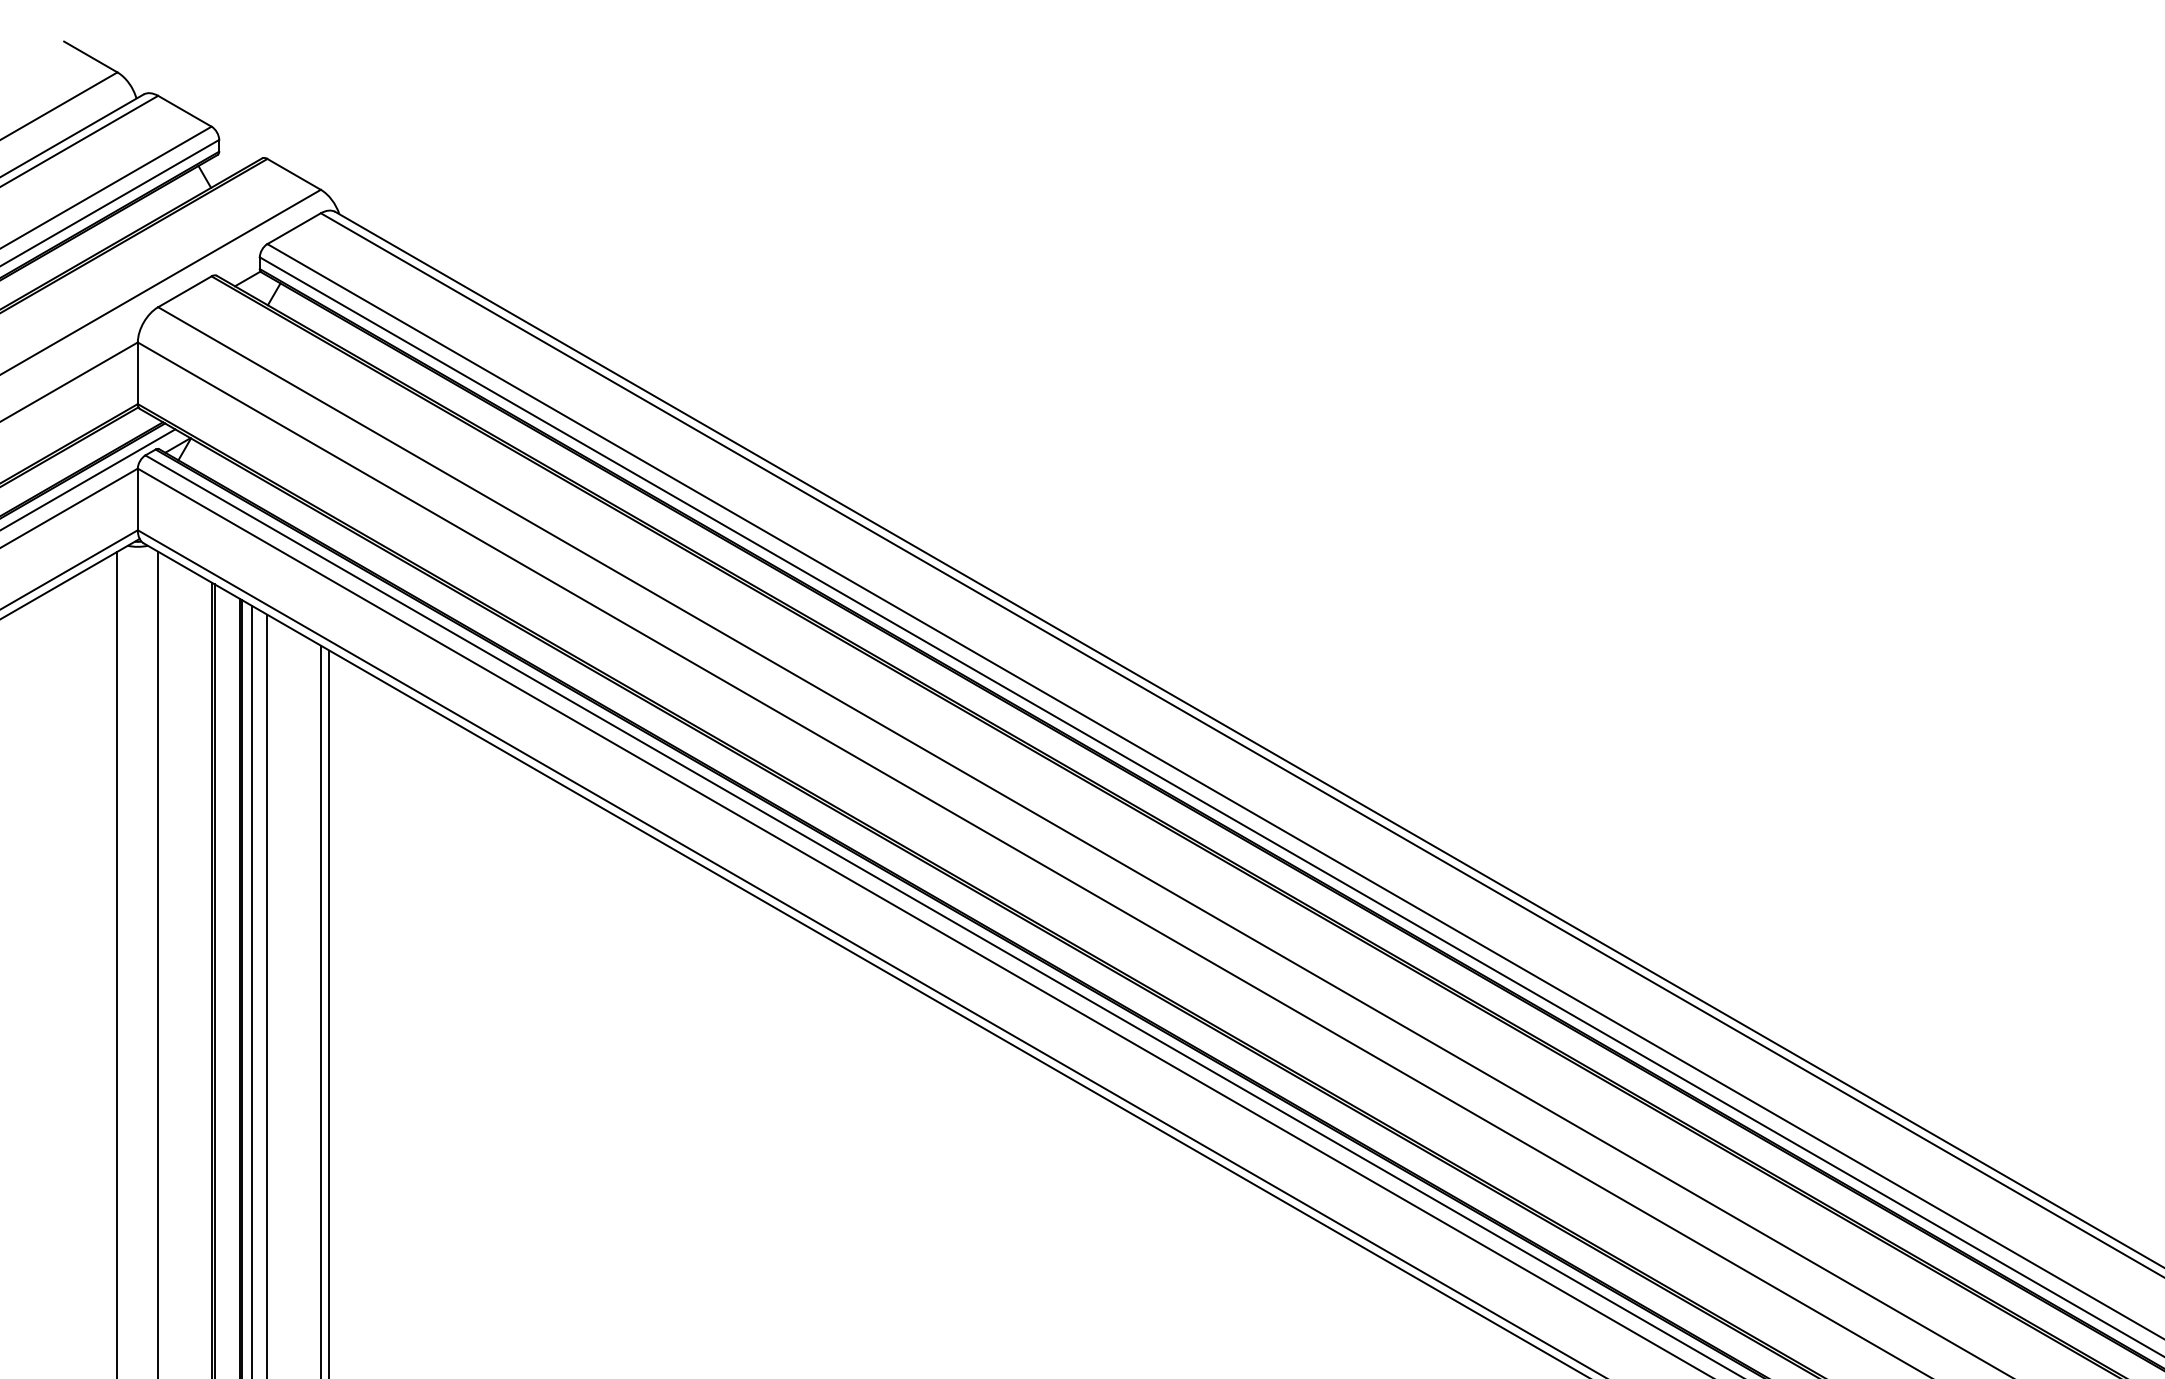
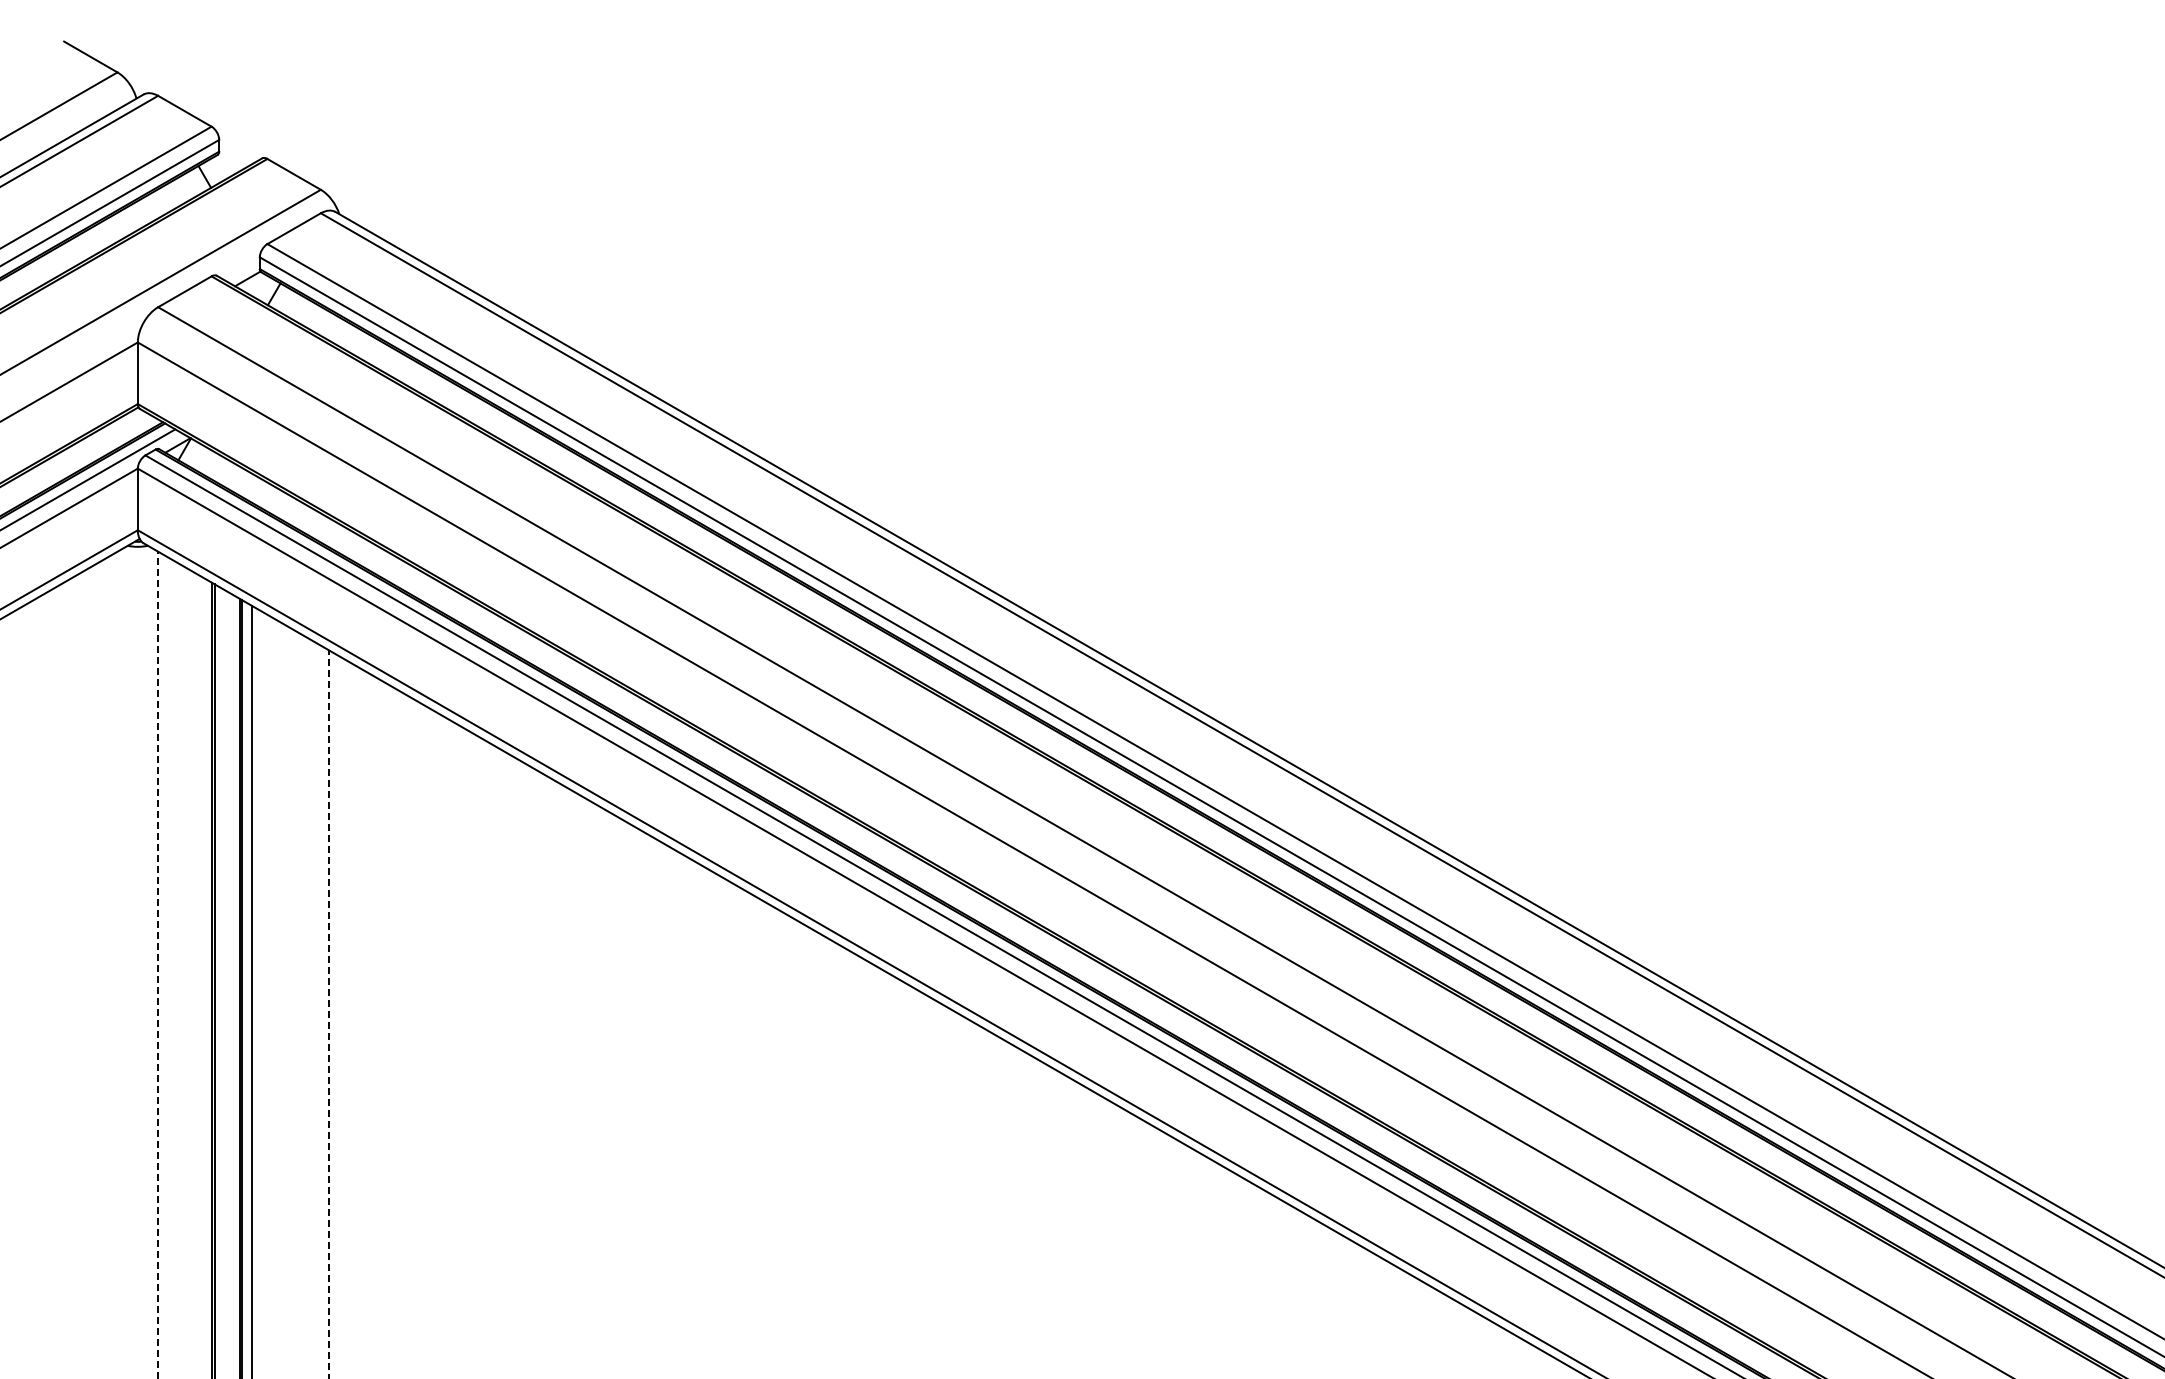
line: present -> none (117, 963)
line: solid -> dashed (158, 964)
line: present -> none (267, 994)
line: present -> none (320, 1010)
line: solid -> dashed (329, 1014)
